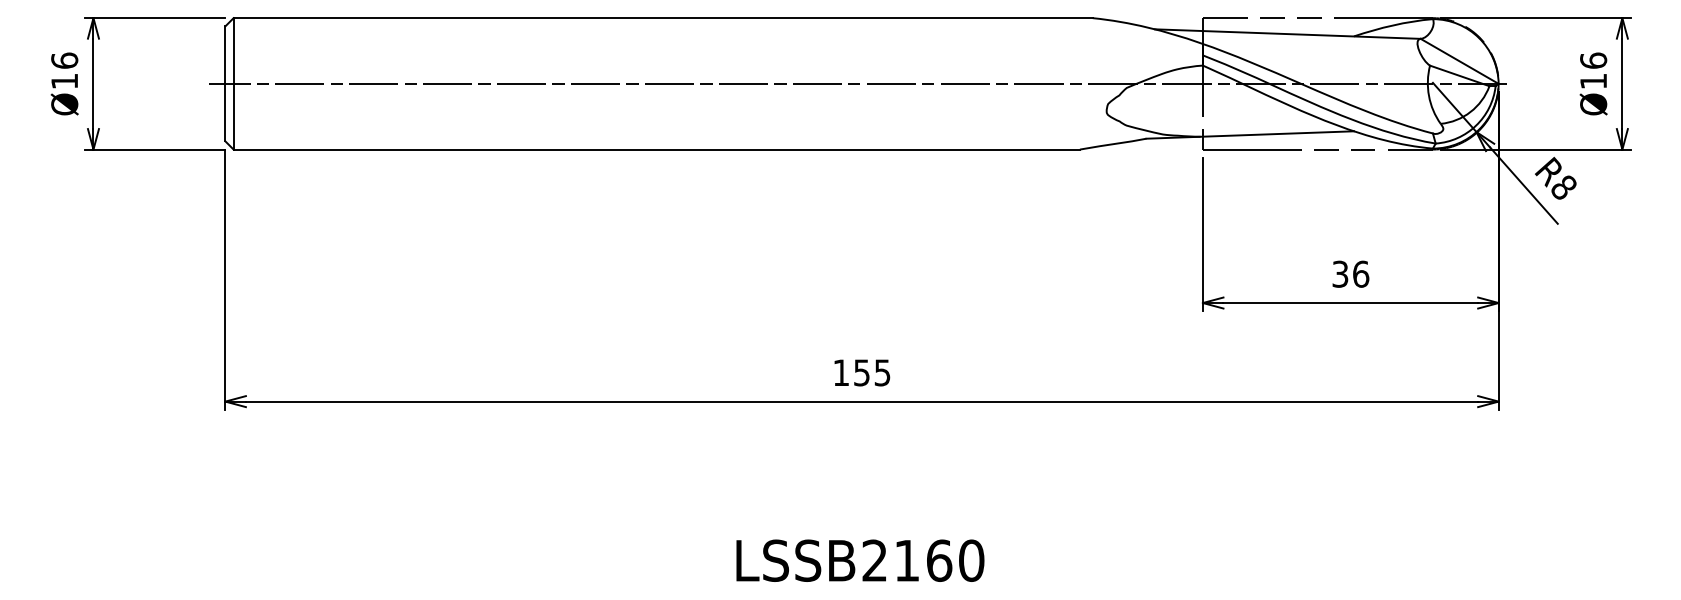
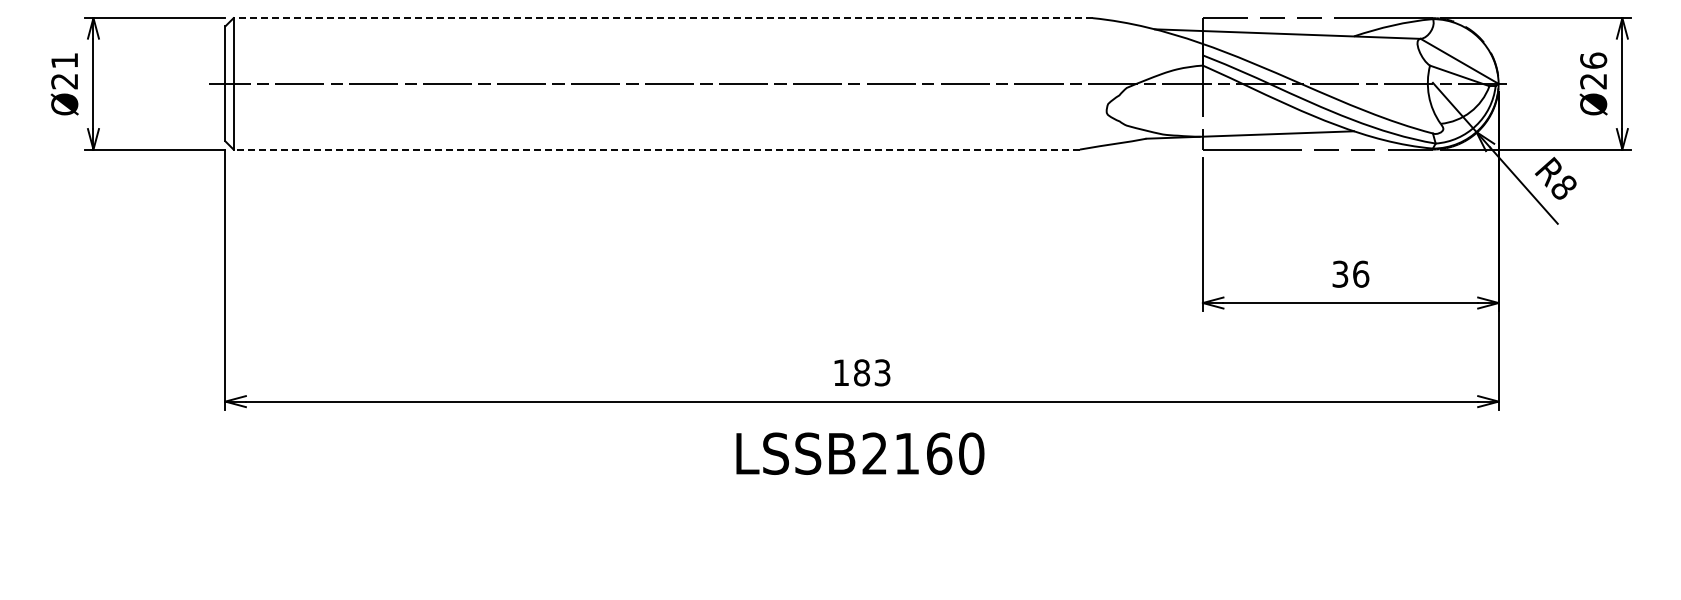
line: solid -> dashed (663, 18)
text: Ø16 -> Ø21 (64, 70)
text: Ø16 -> Ø26 (1593, 81)
line: solid -> dashed (656, 149)
text: 155 -> 183 (872, 372)
text position: (860, 560) -> (860, 453) (860, 453)
